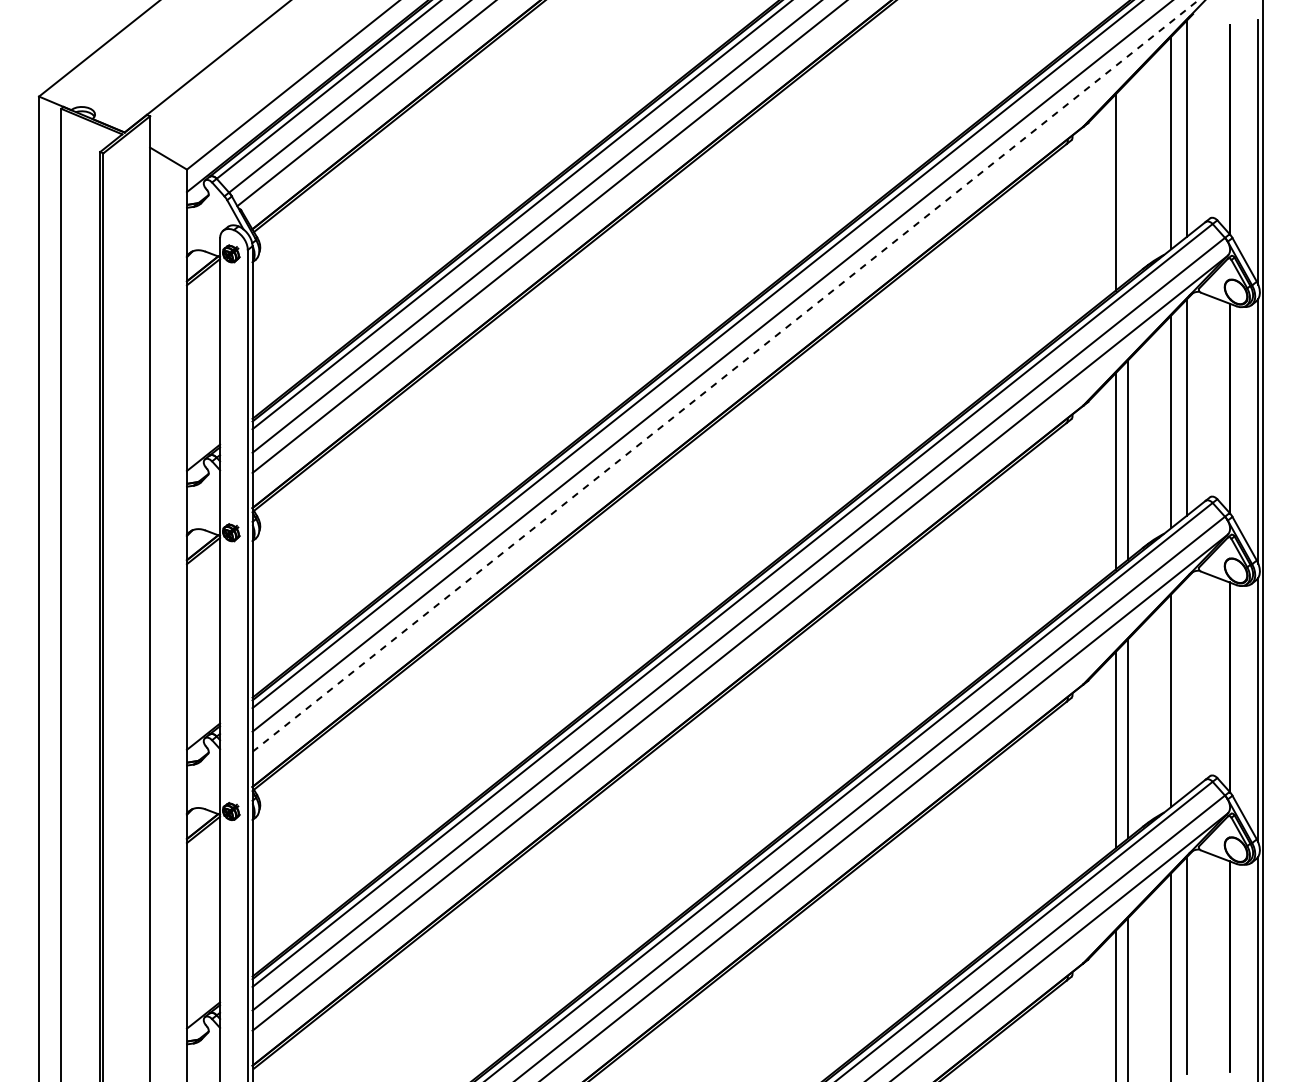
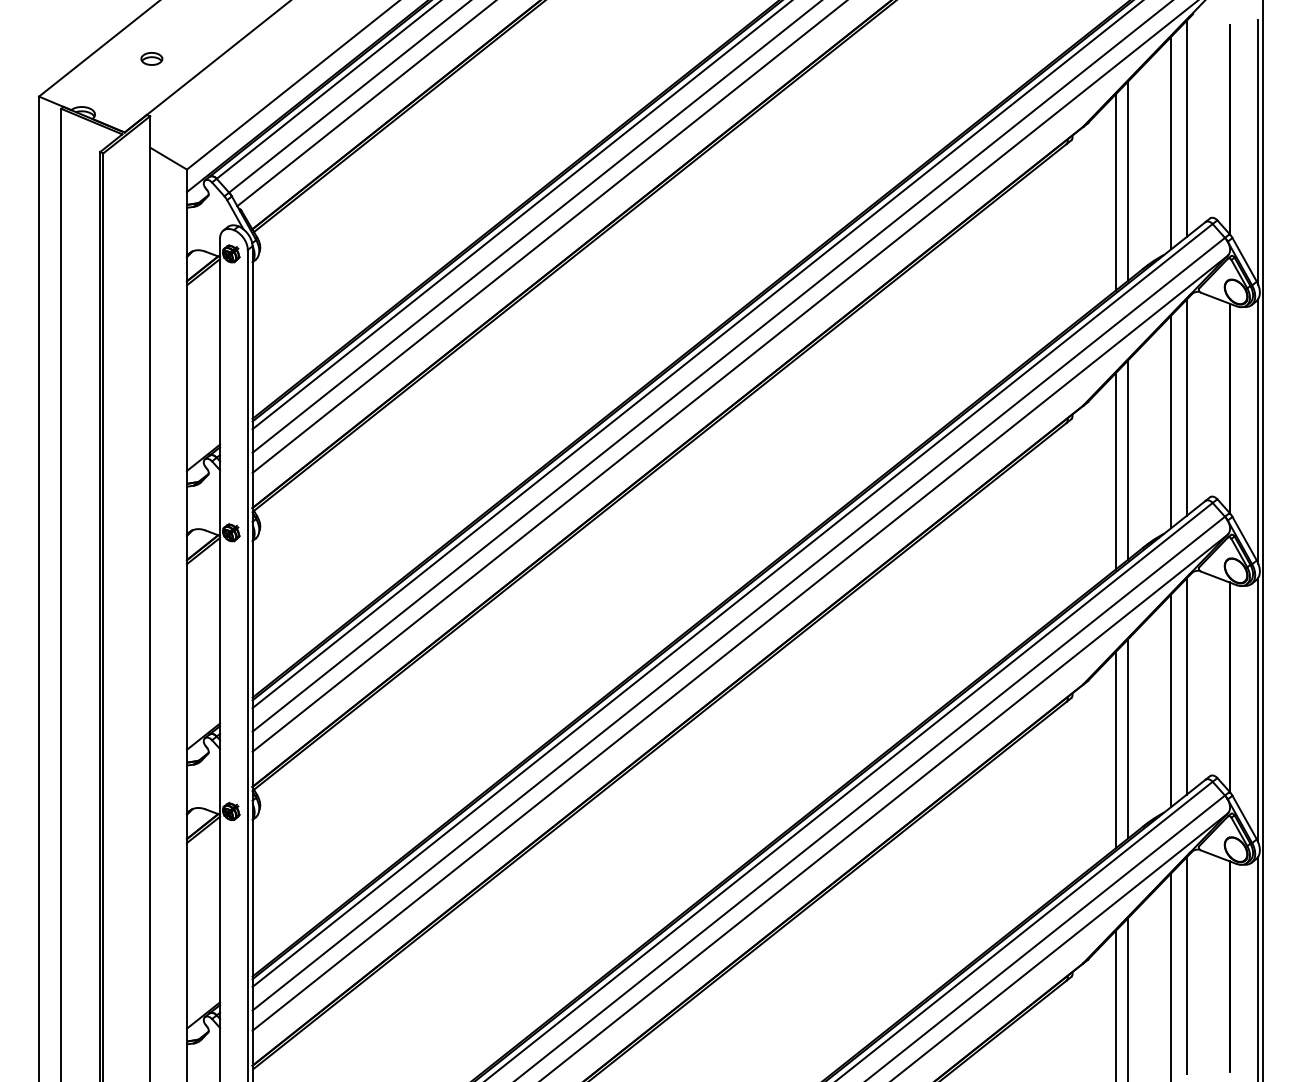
part: none -> present (151, 58)
line: none -> present (1128, 180)
line: dashed -> solid (725, 376)
line: none -> present (1186, 686)
